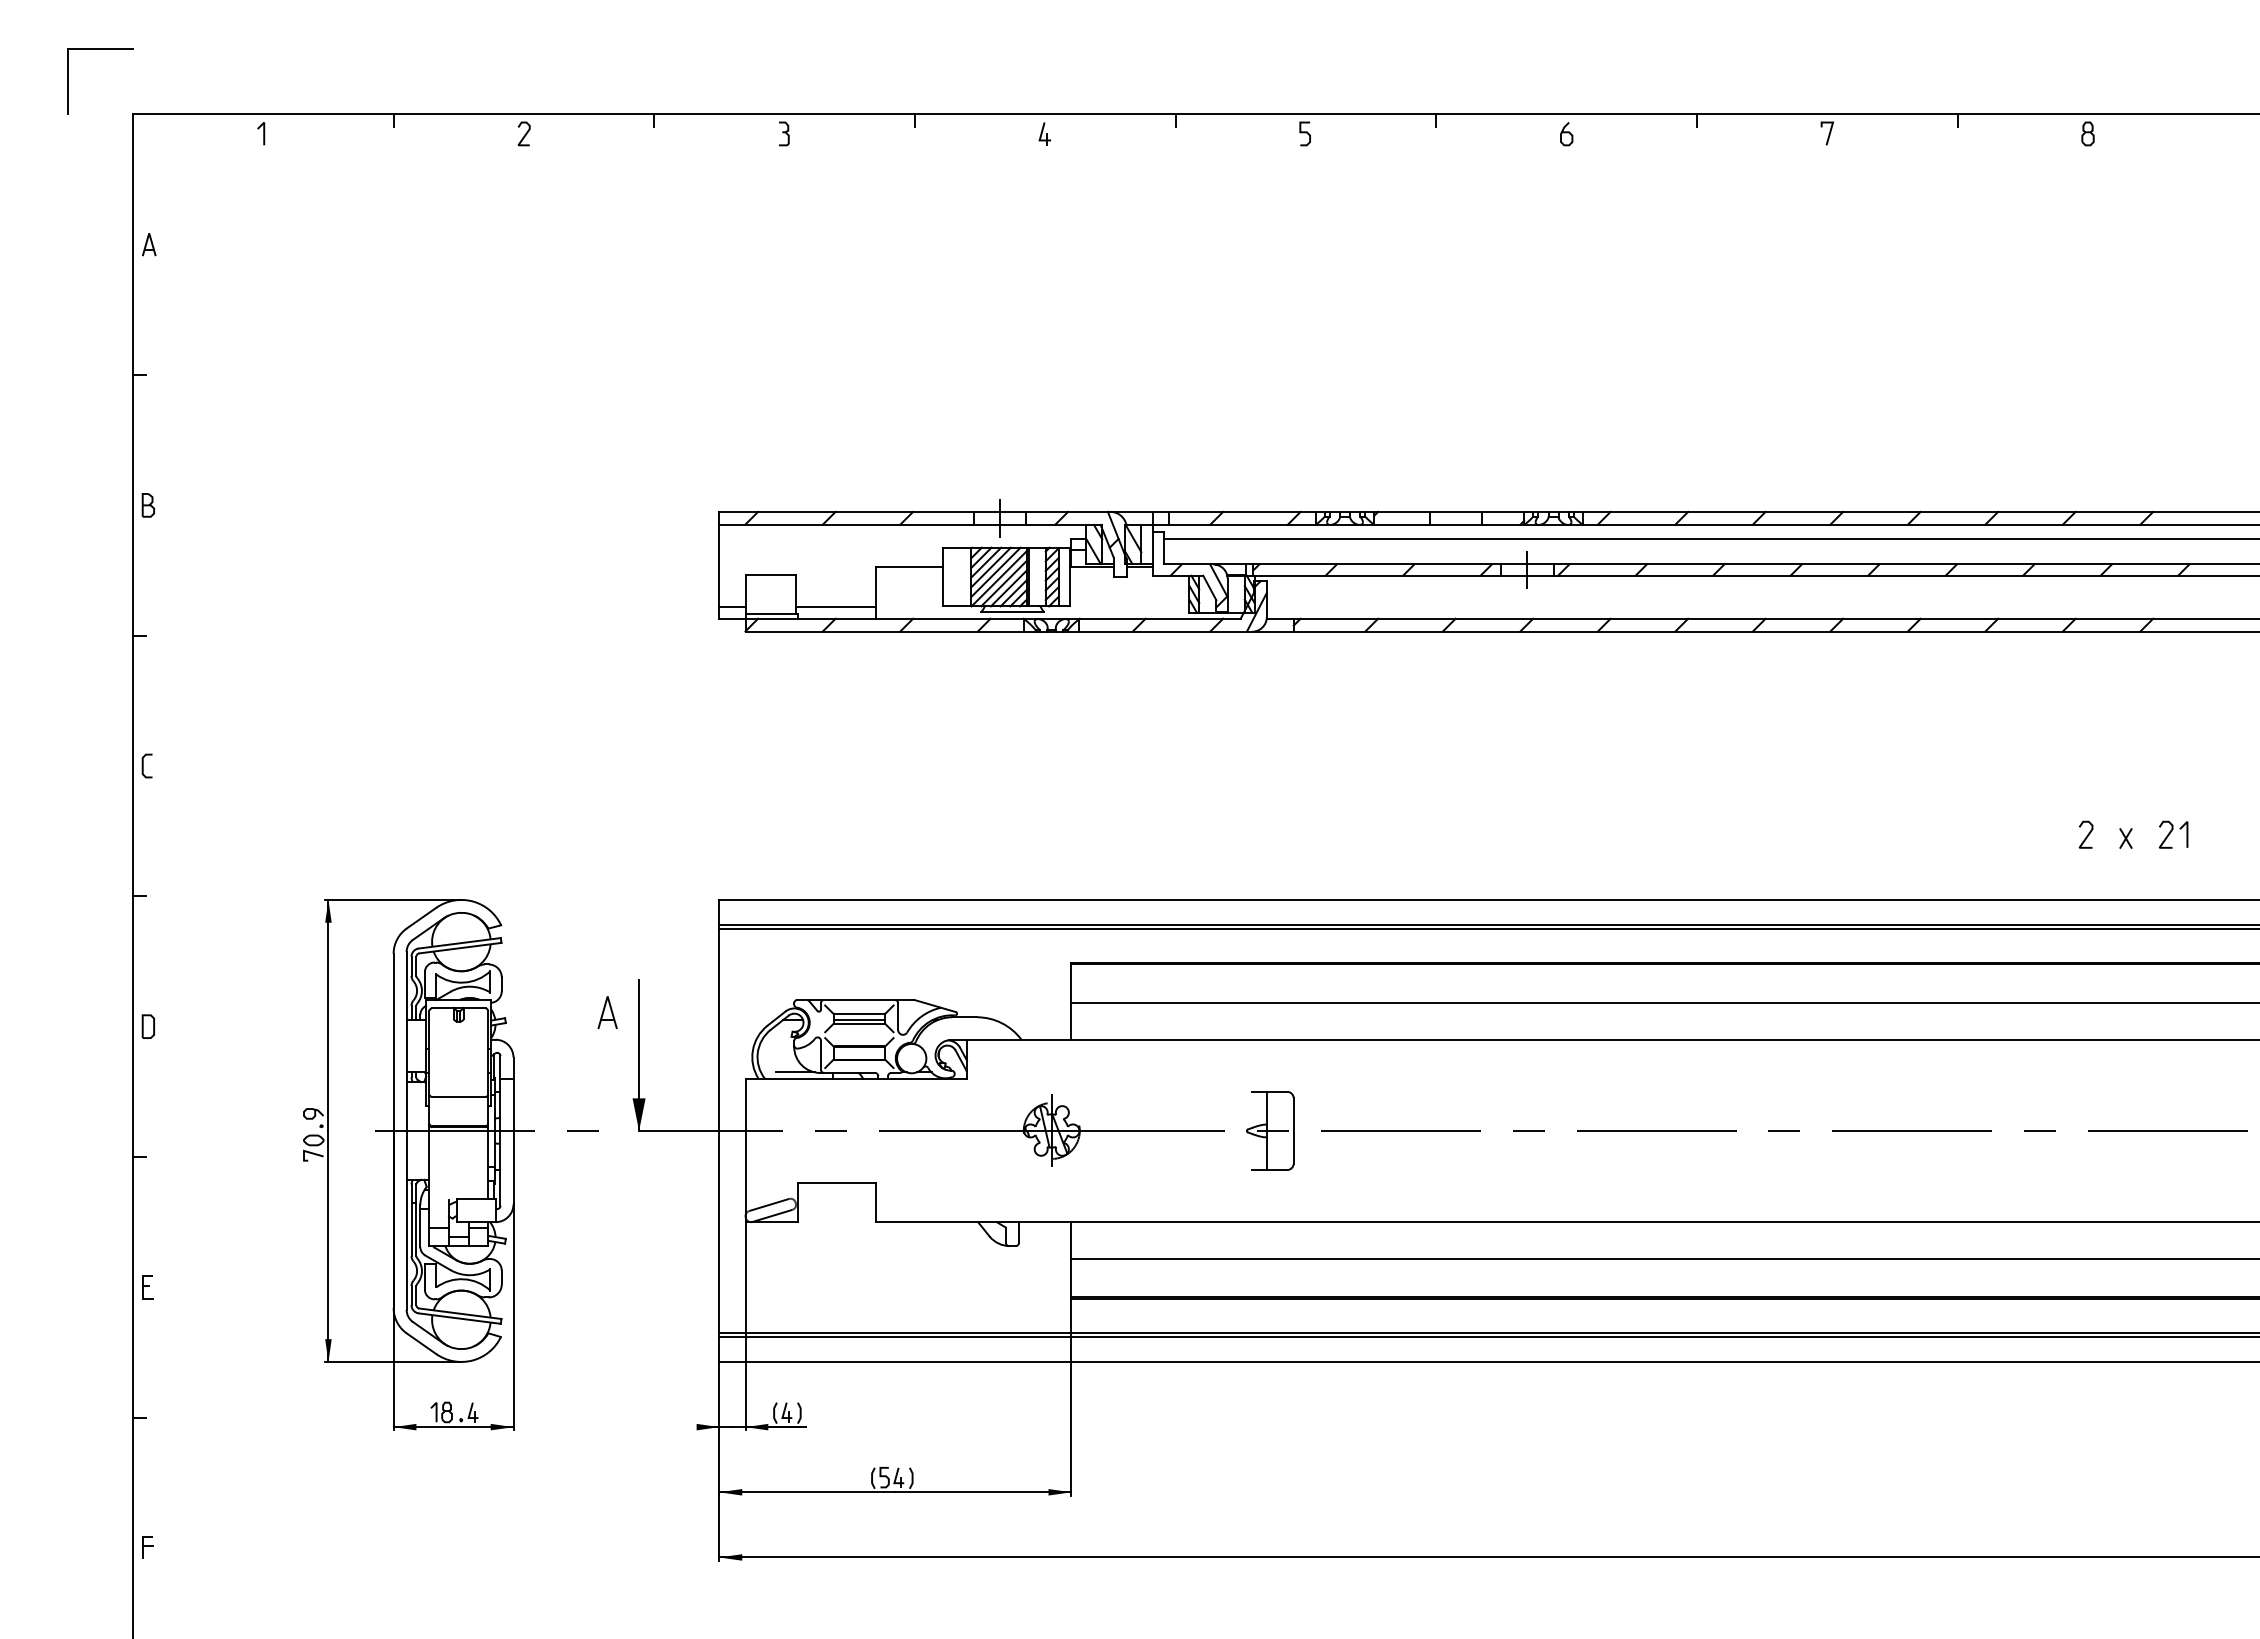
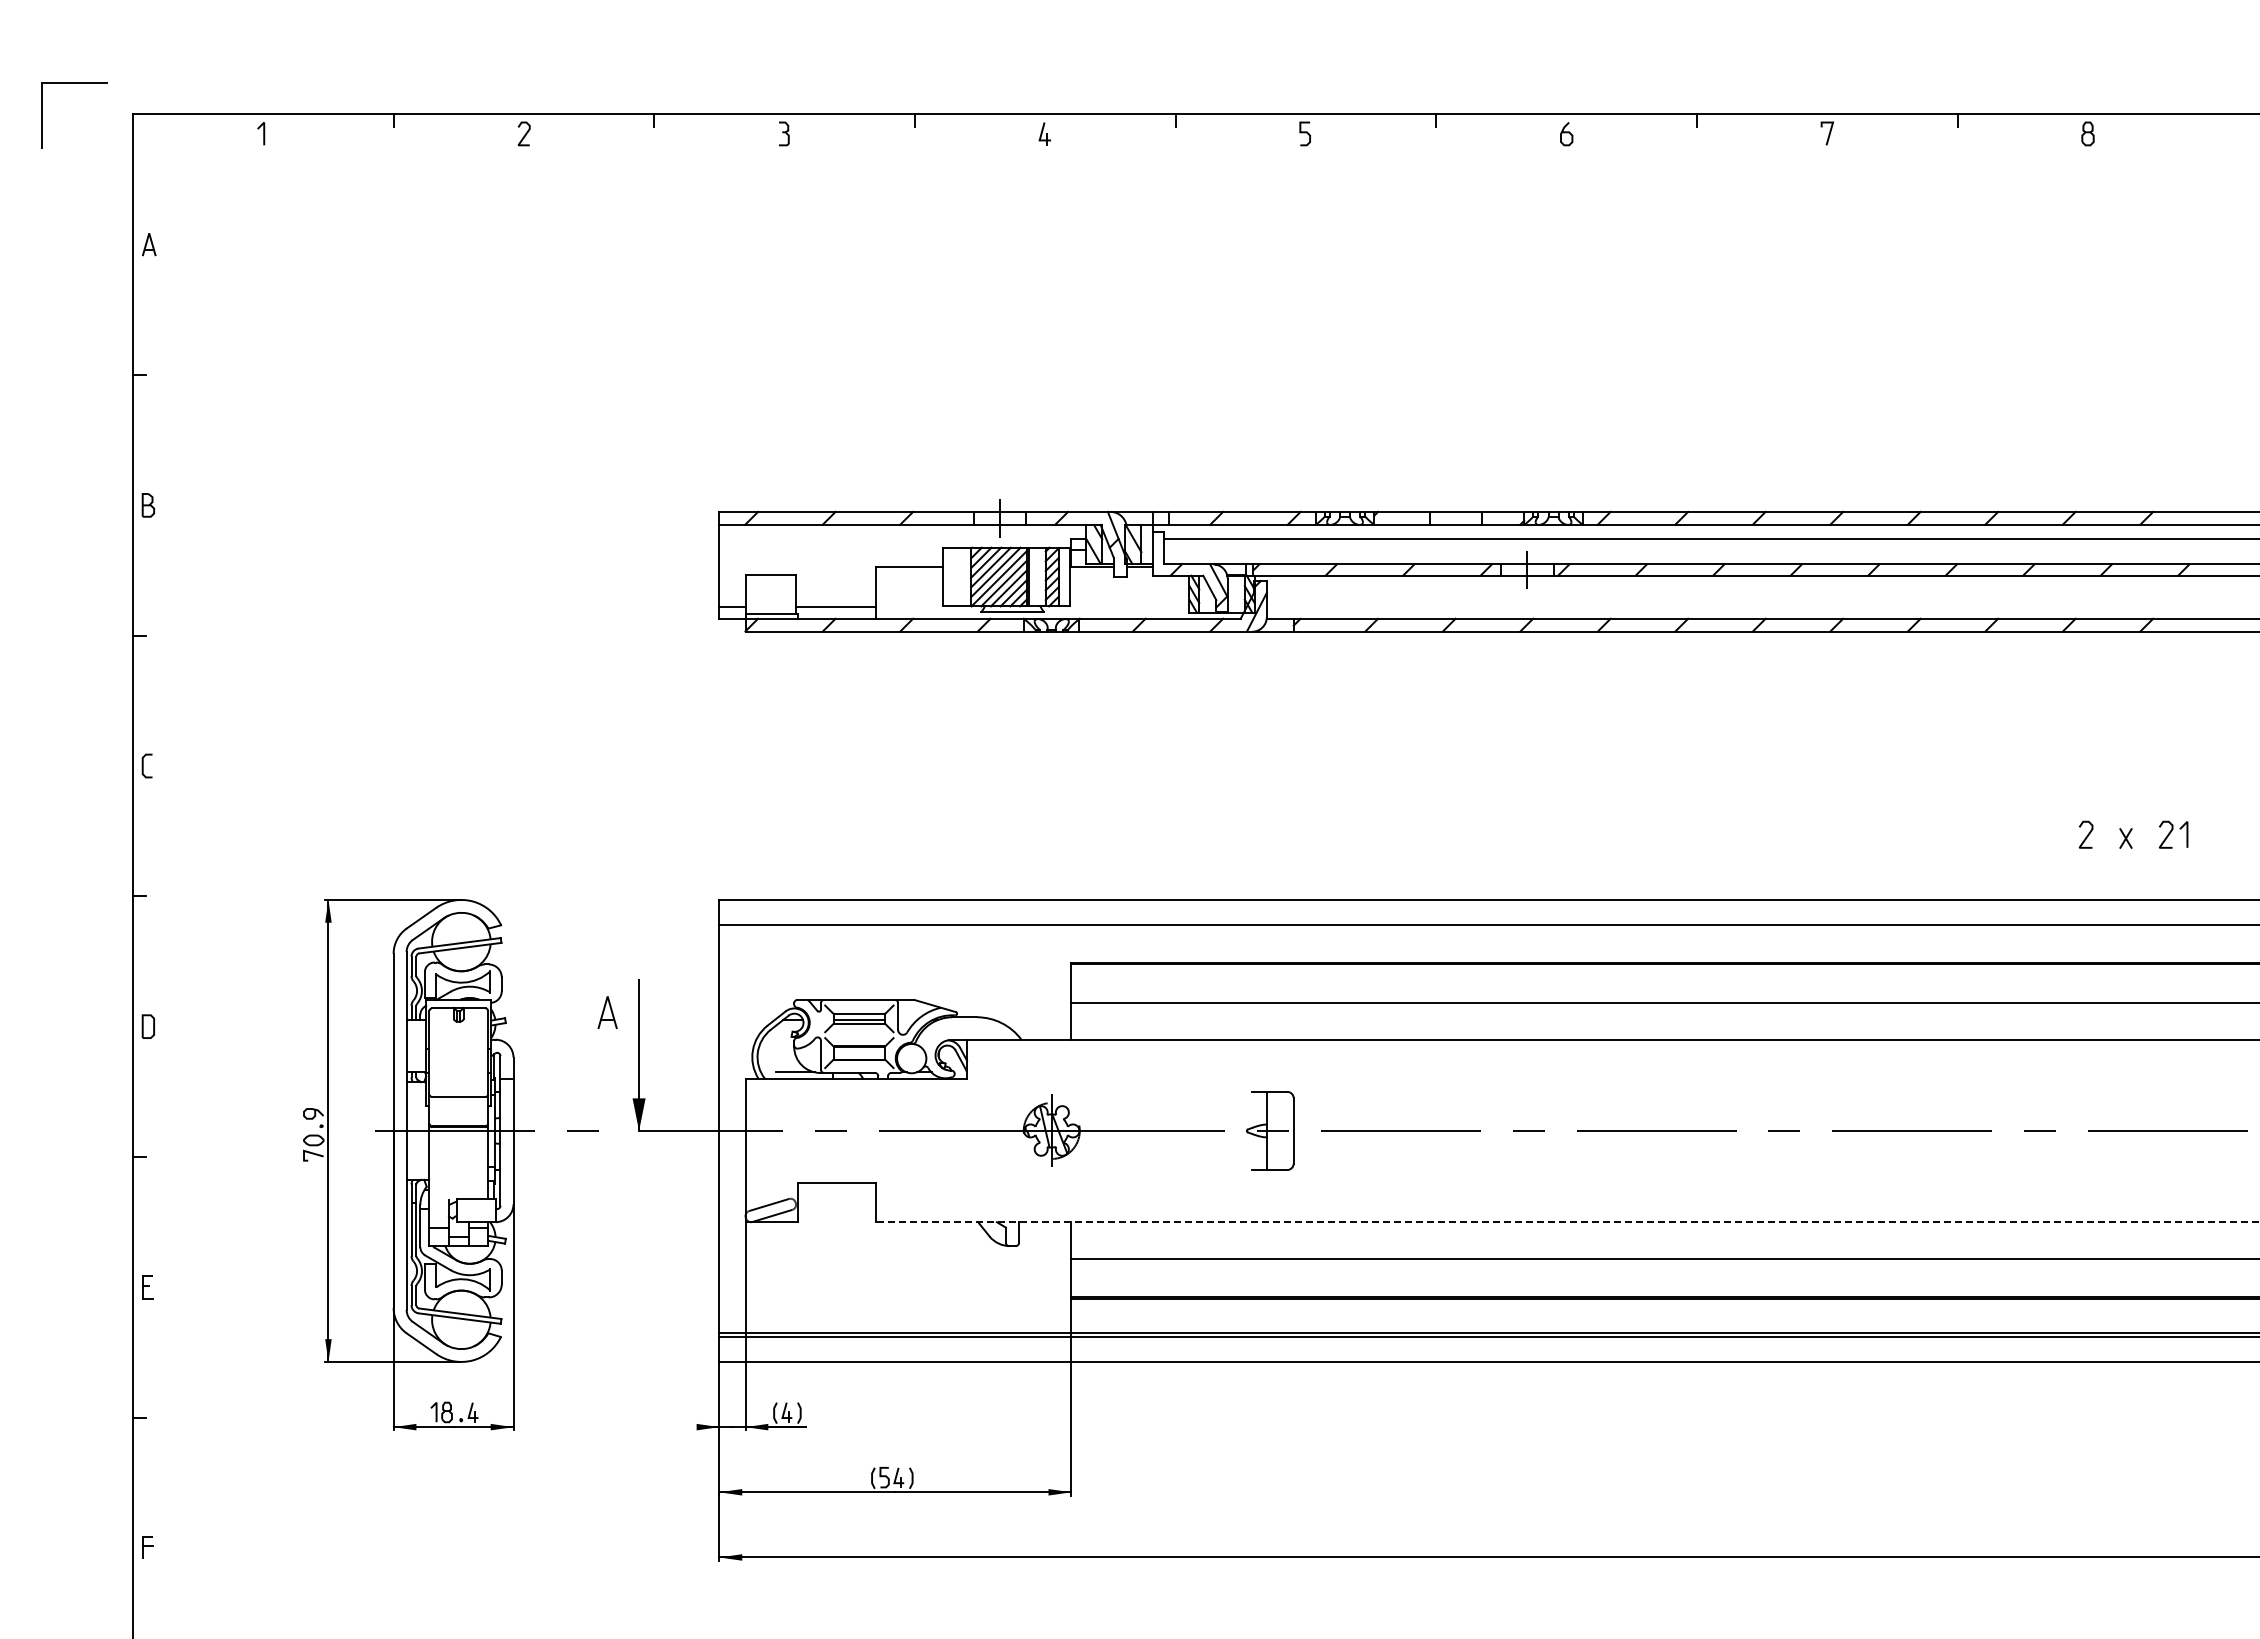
part position: (100, 49) -> (74, 83) (74, 83)
line: present -> none (1487, 928)
line: solid -> dashed (1567, 1222)
